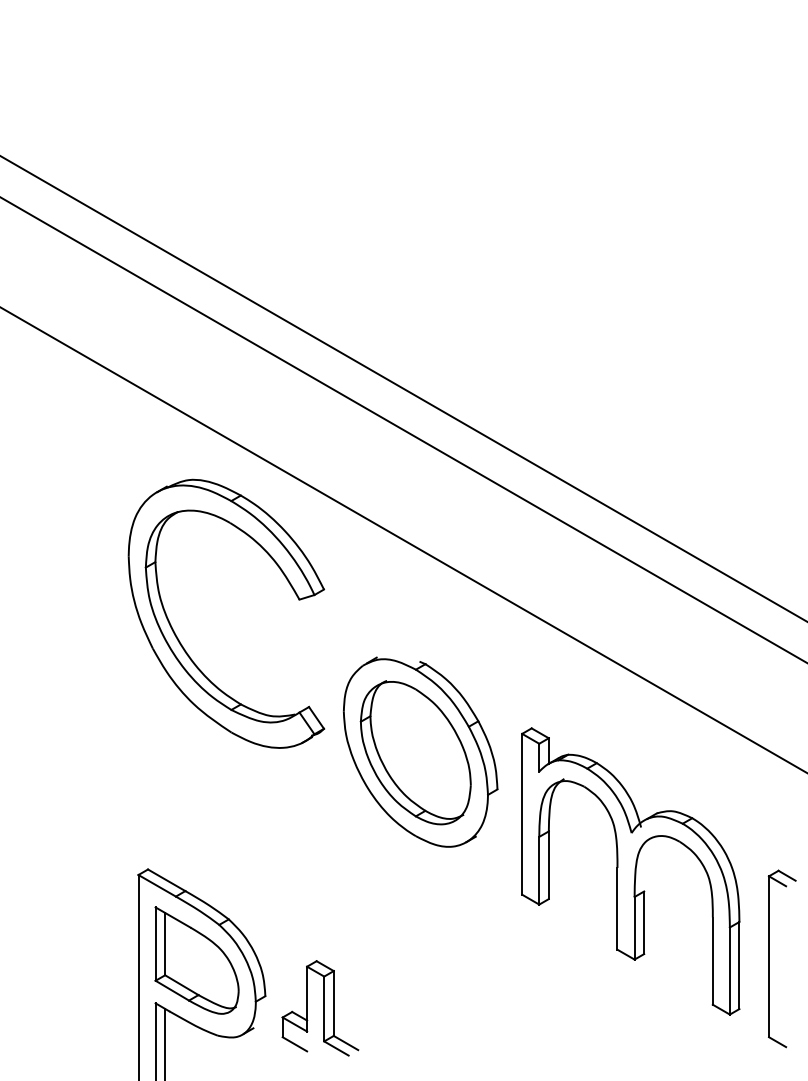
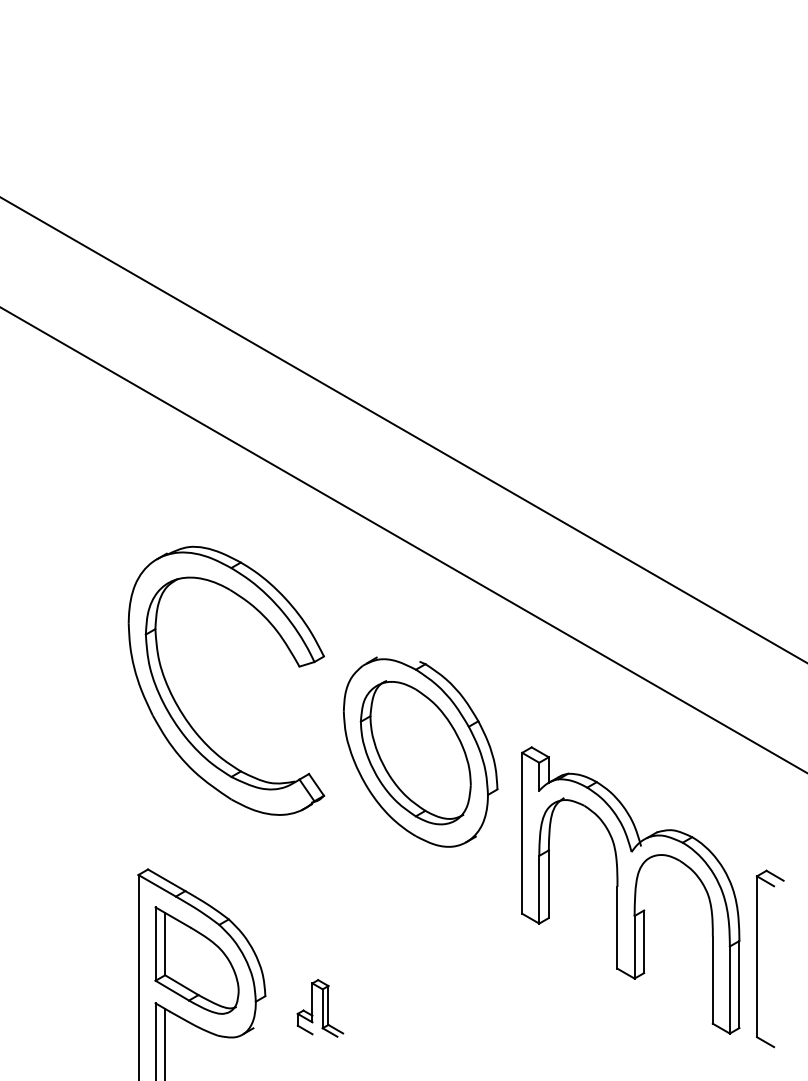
line: present -> none (403, 388)
part position: (180, 641) -> (180, 708) (180, 708)
part position: (630, 871) -> (630, 890) (630, 890)
part position: (769, 958) -> (757, 958) (757, 958)
part size: 79x97 px -> 49x59 px (320, 1008)
